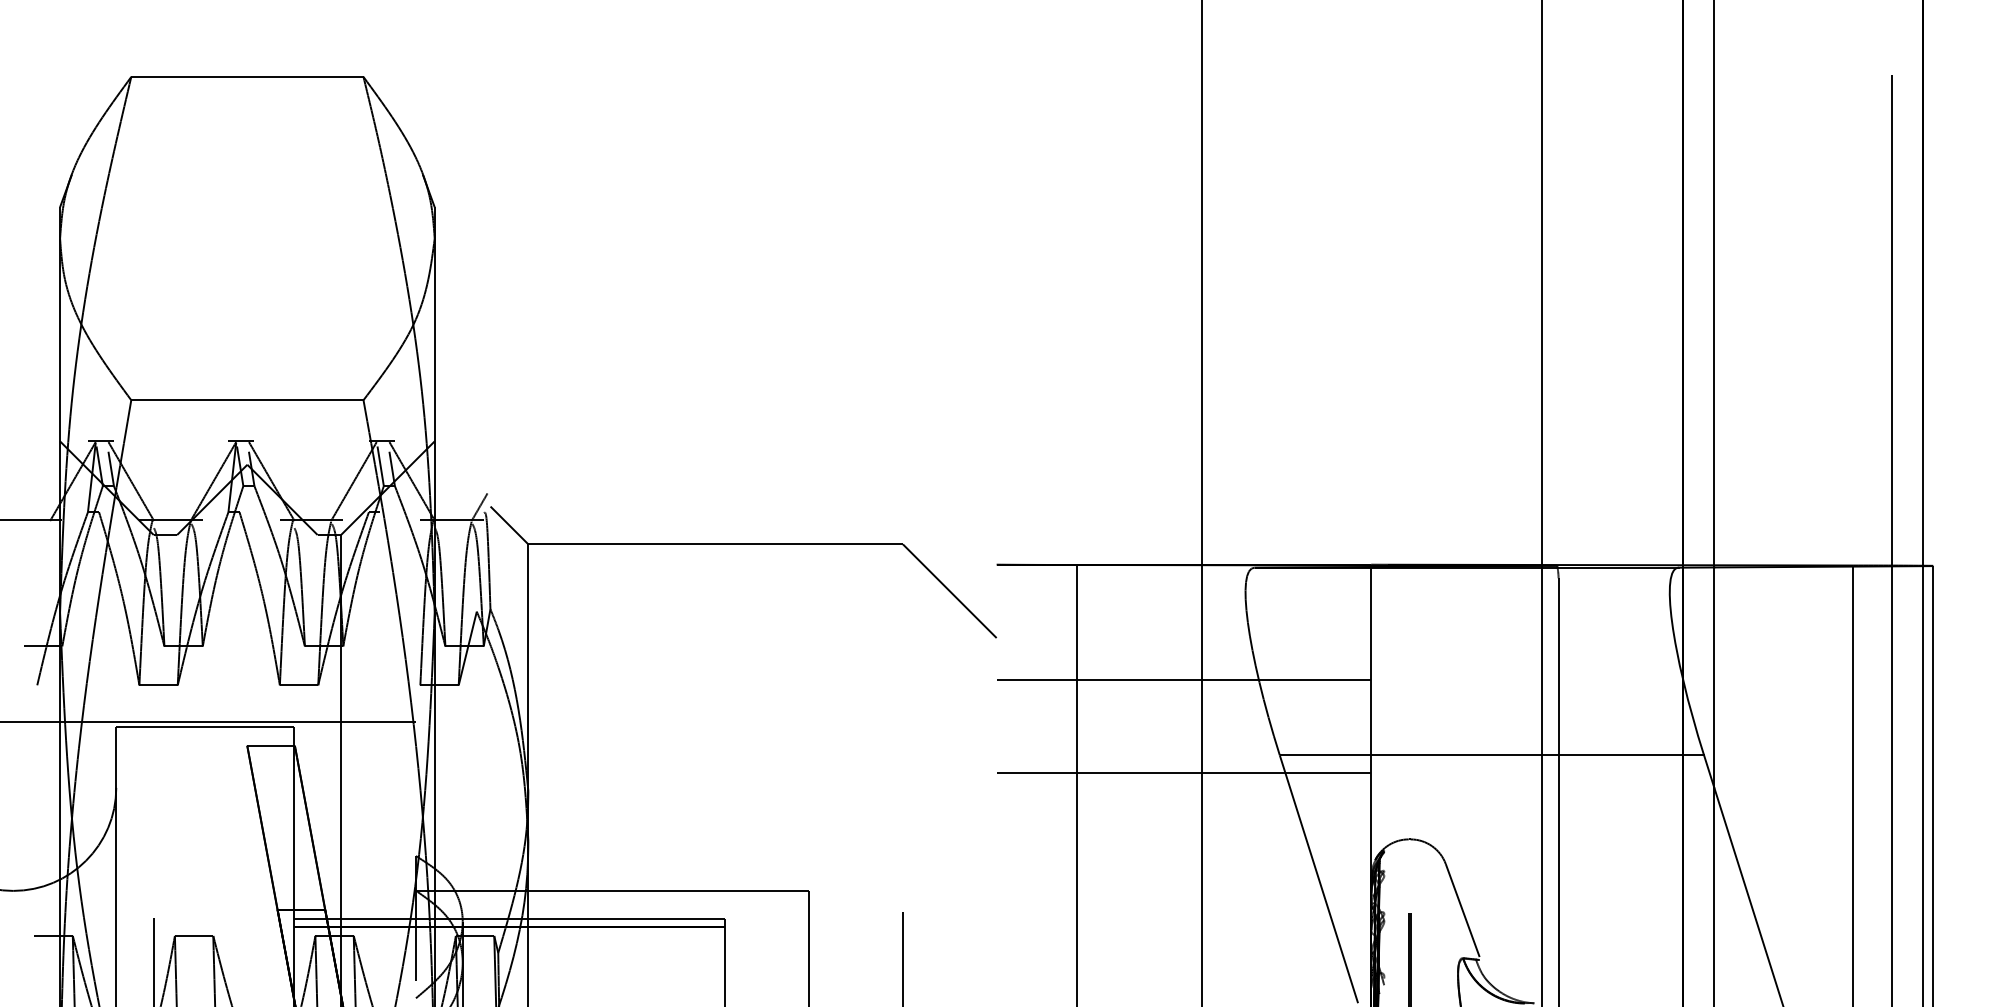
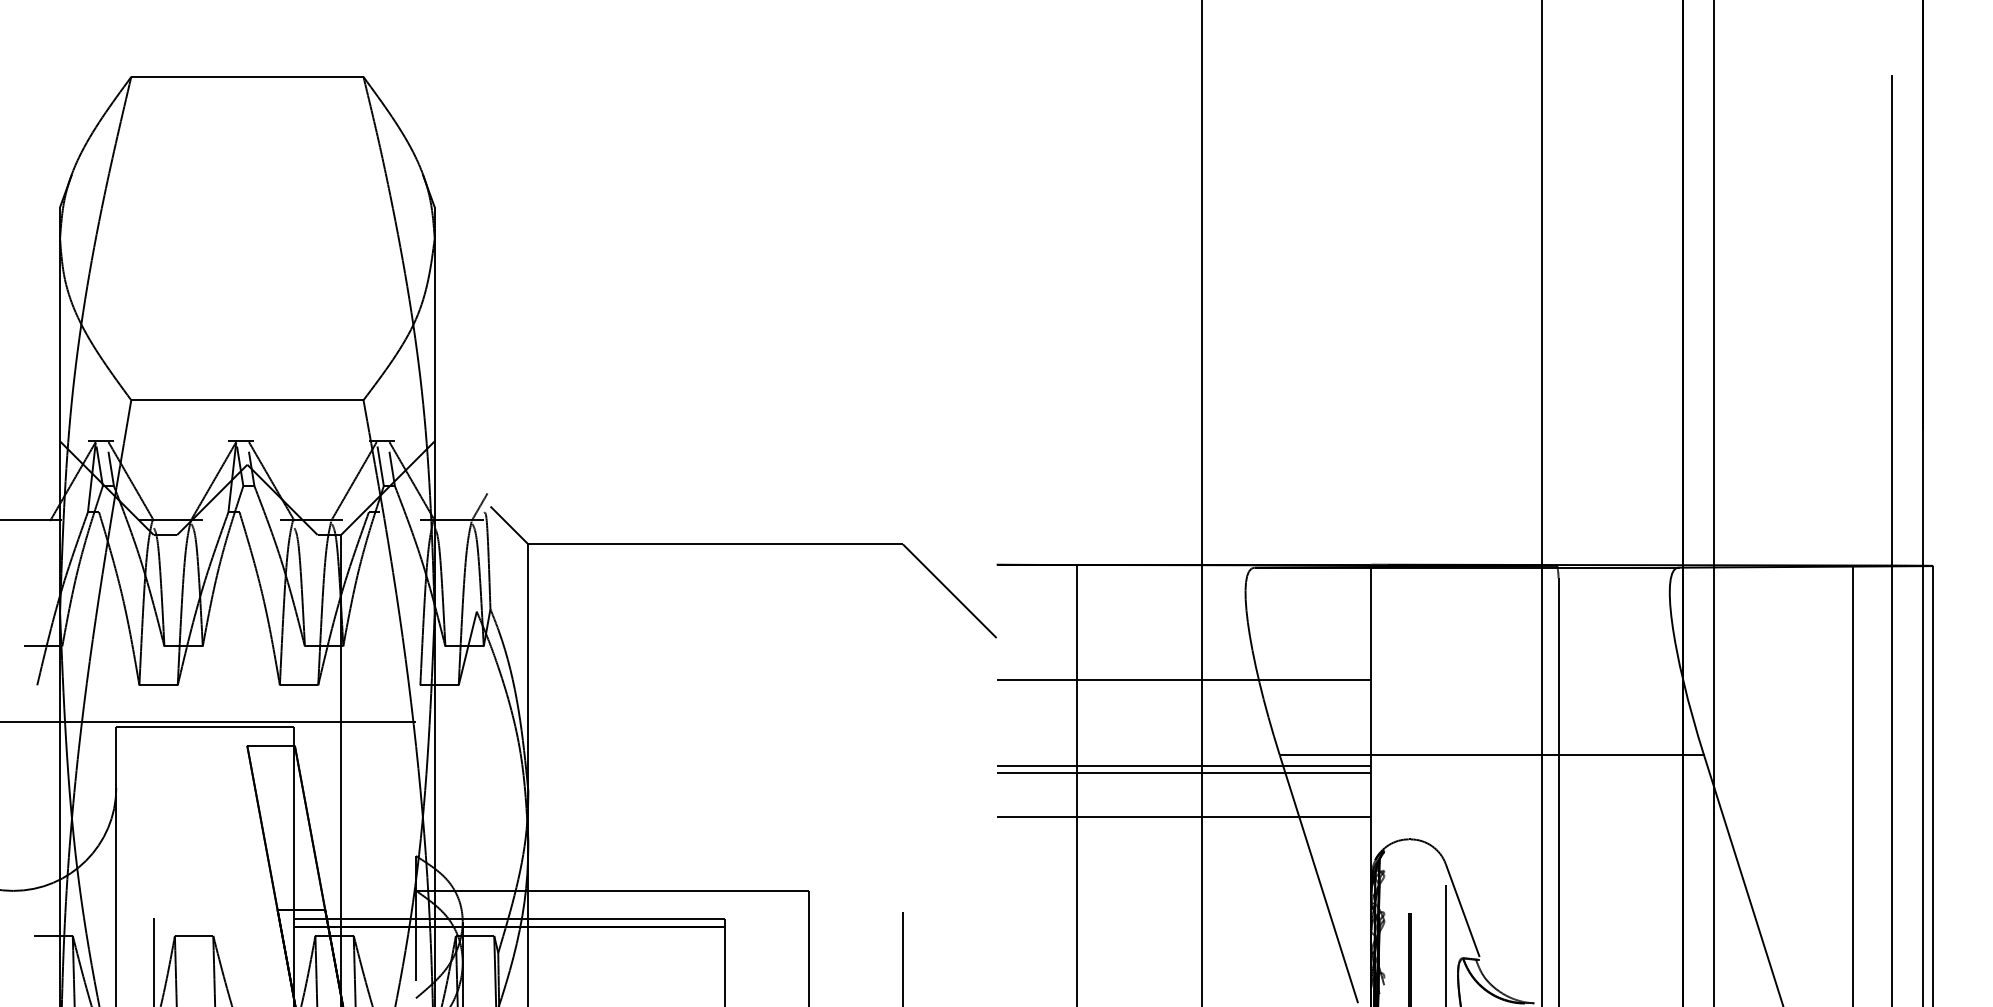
line: none -> present (1183, 766)
line: none -> present (1183, 816)
line: none -> present (1445, 935)
